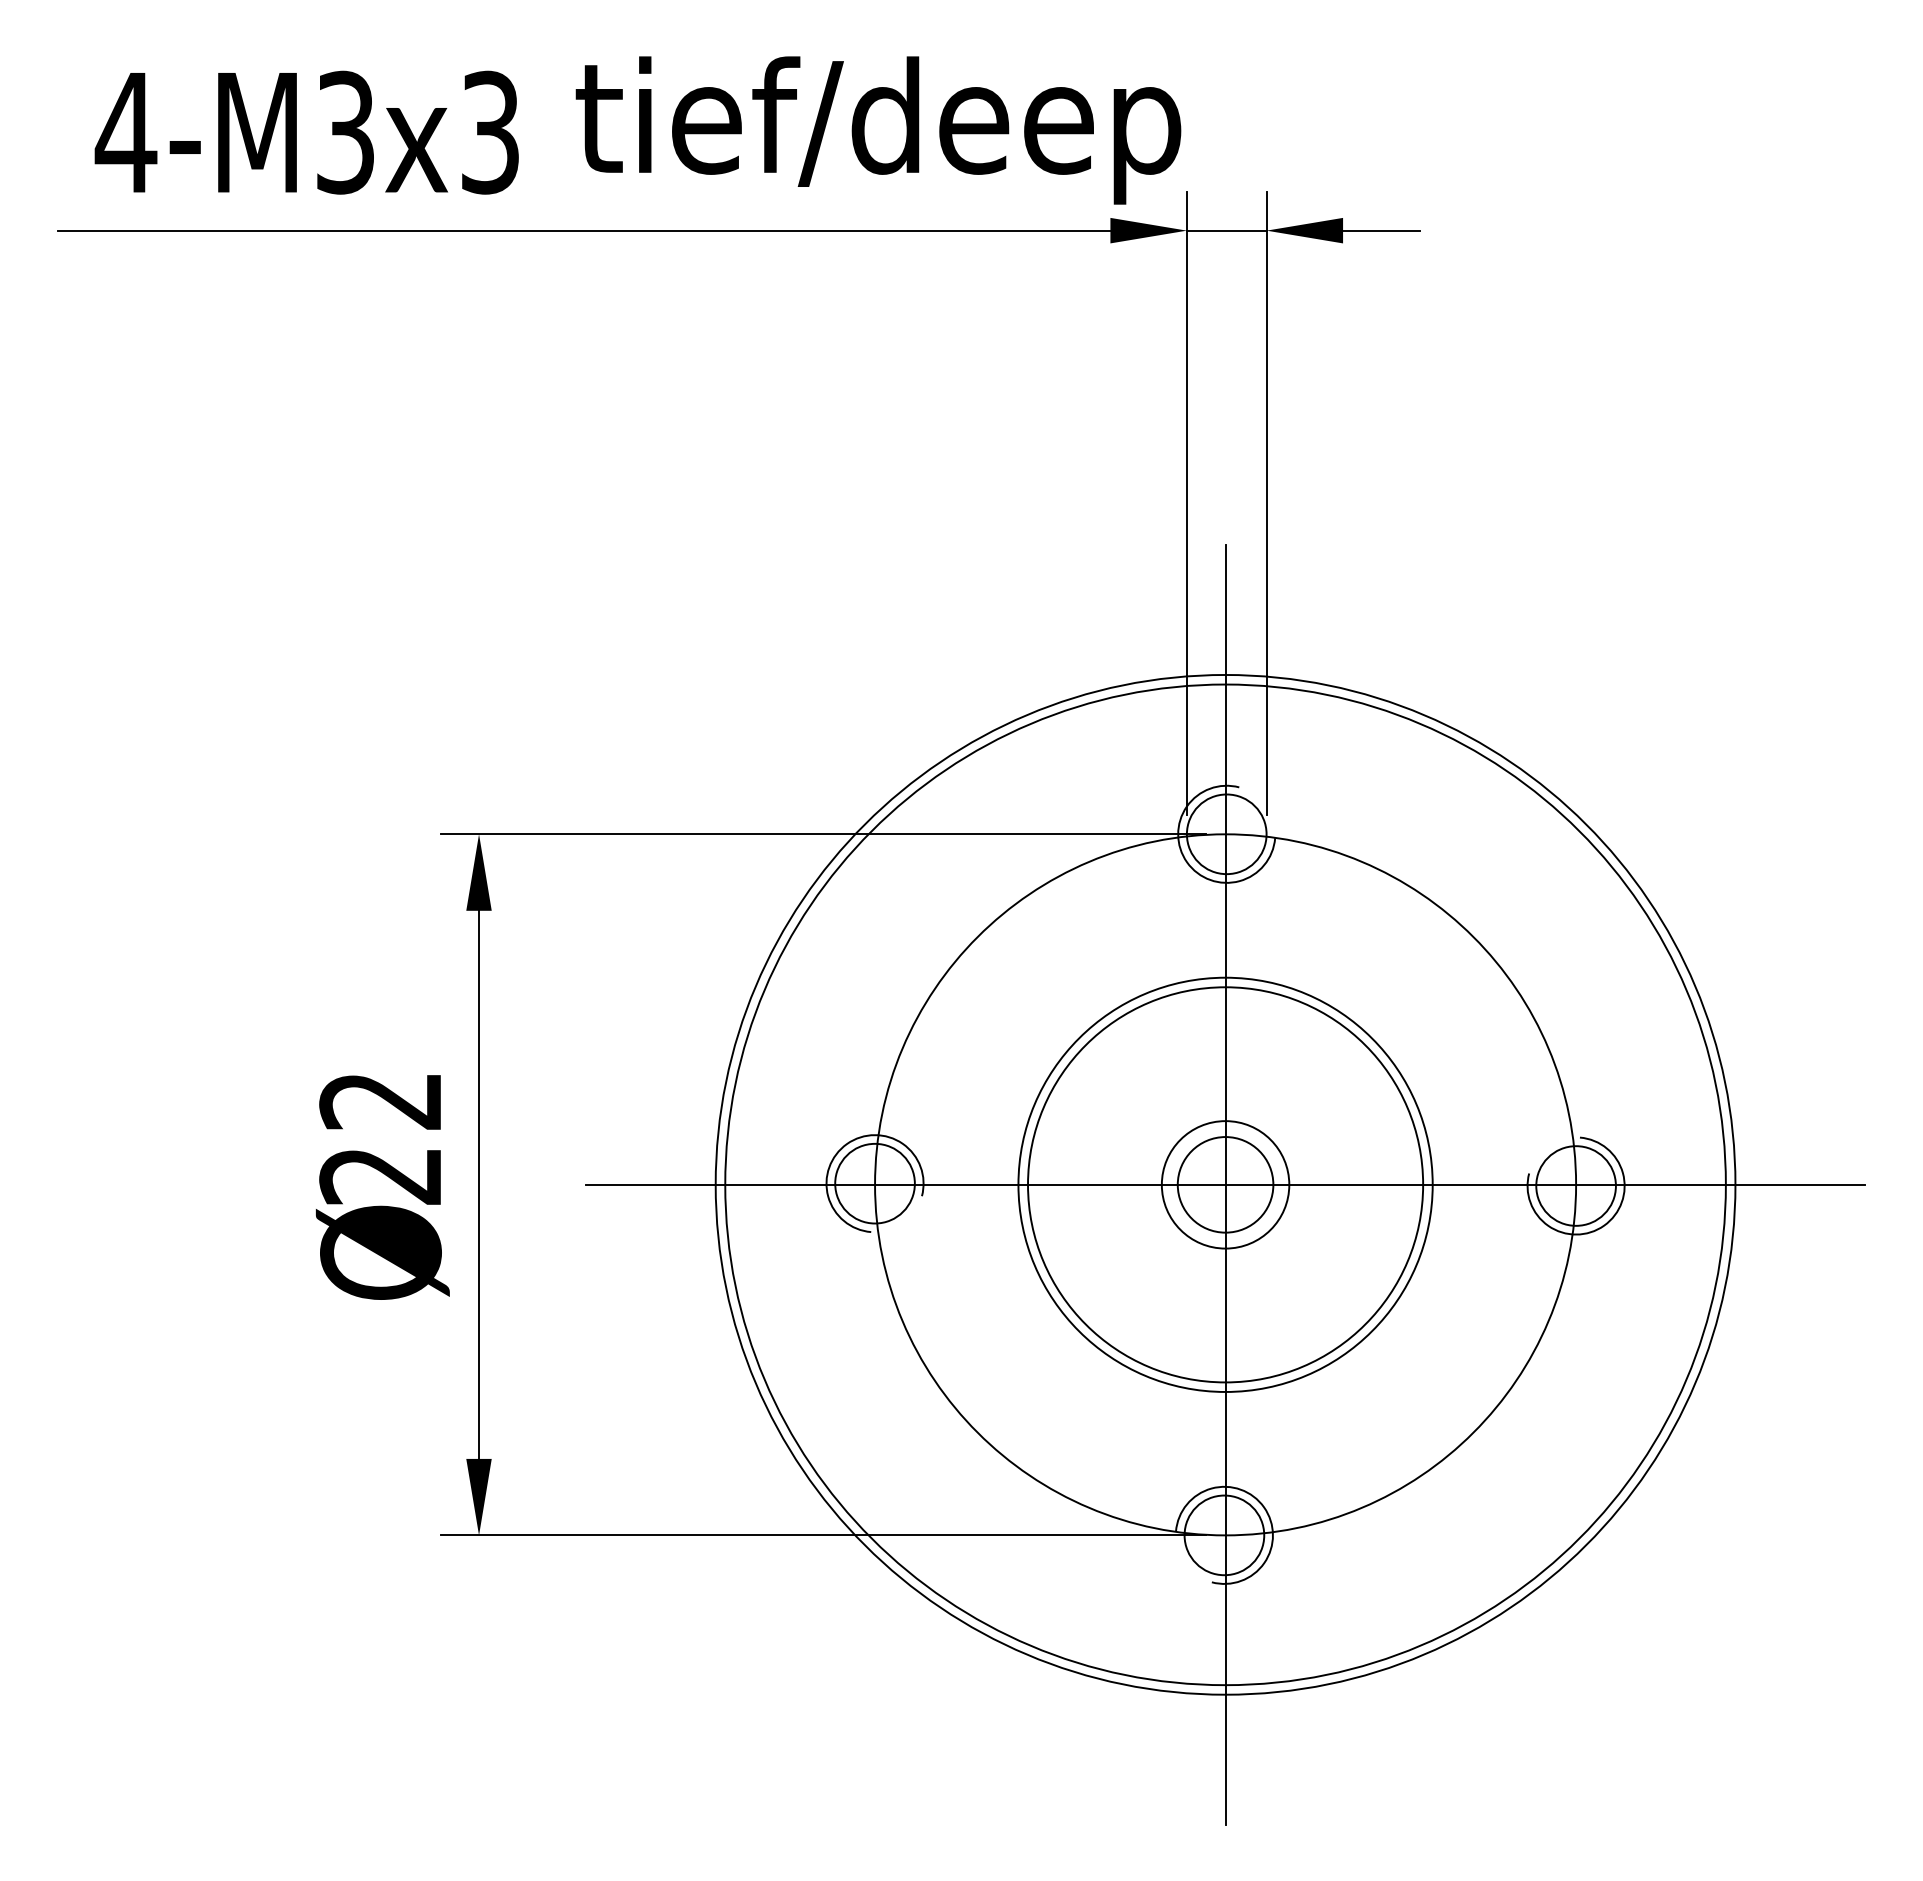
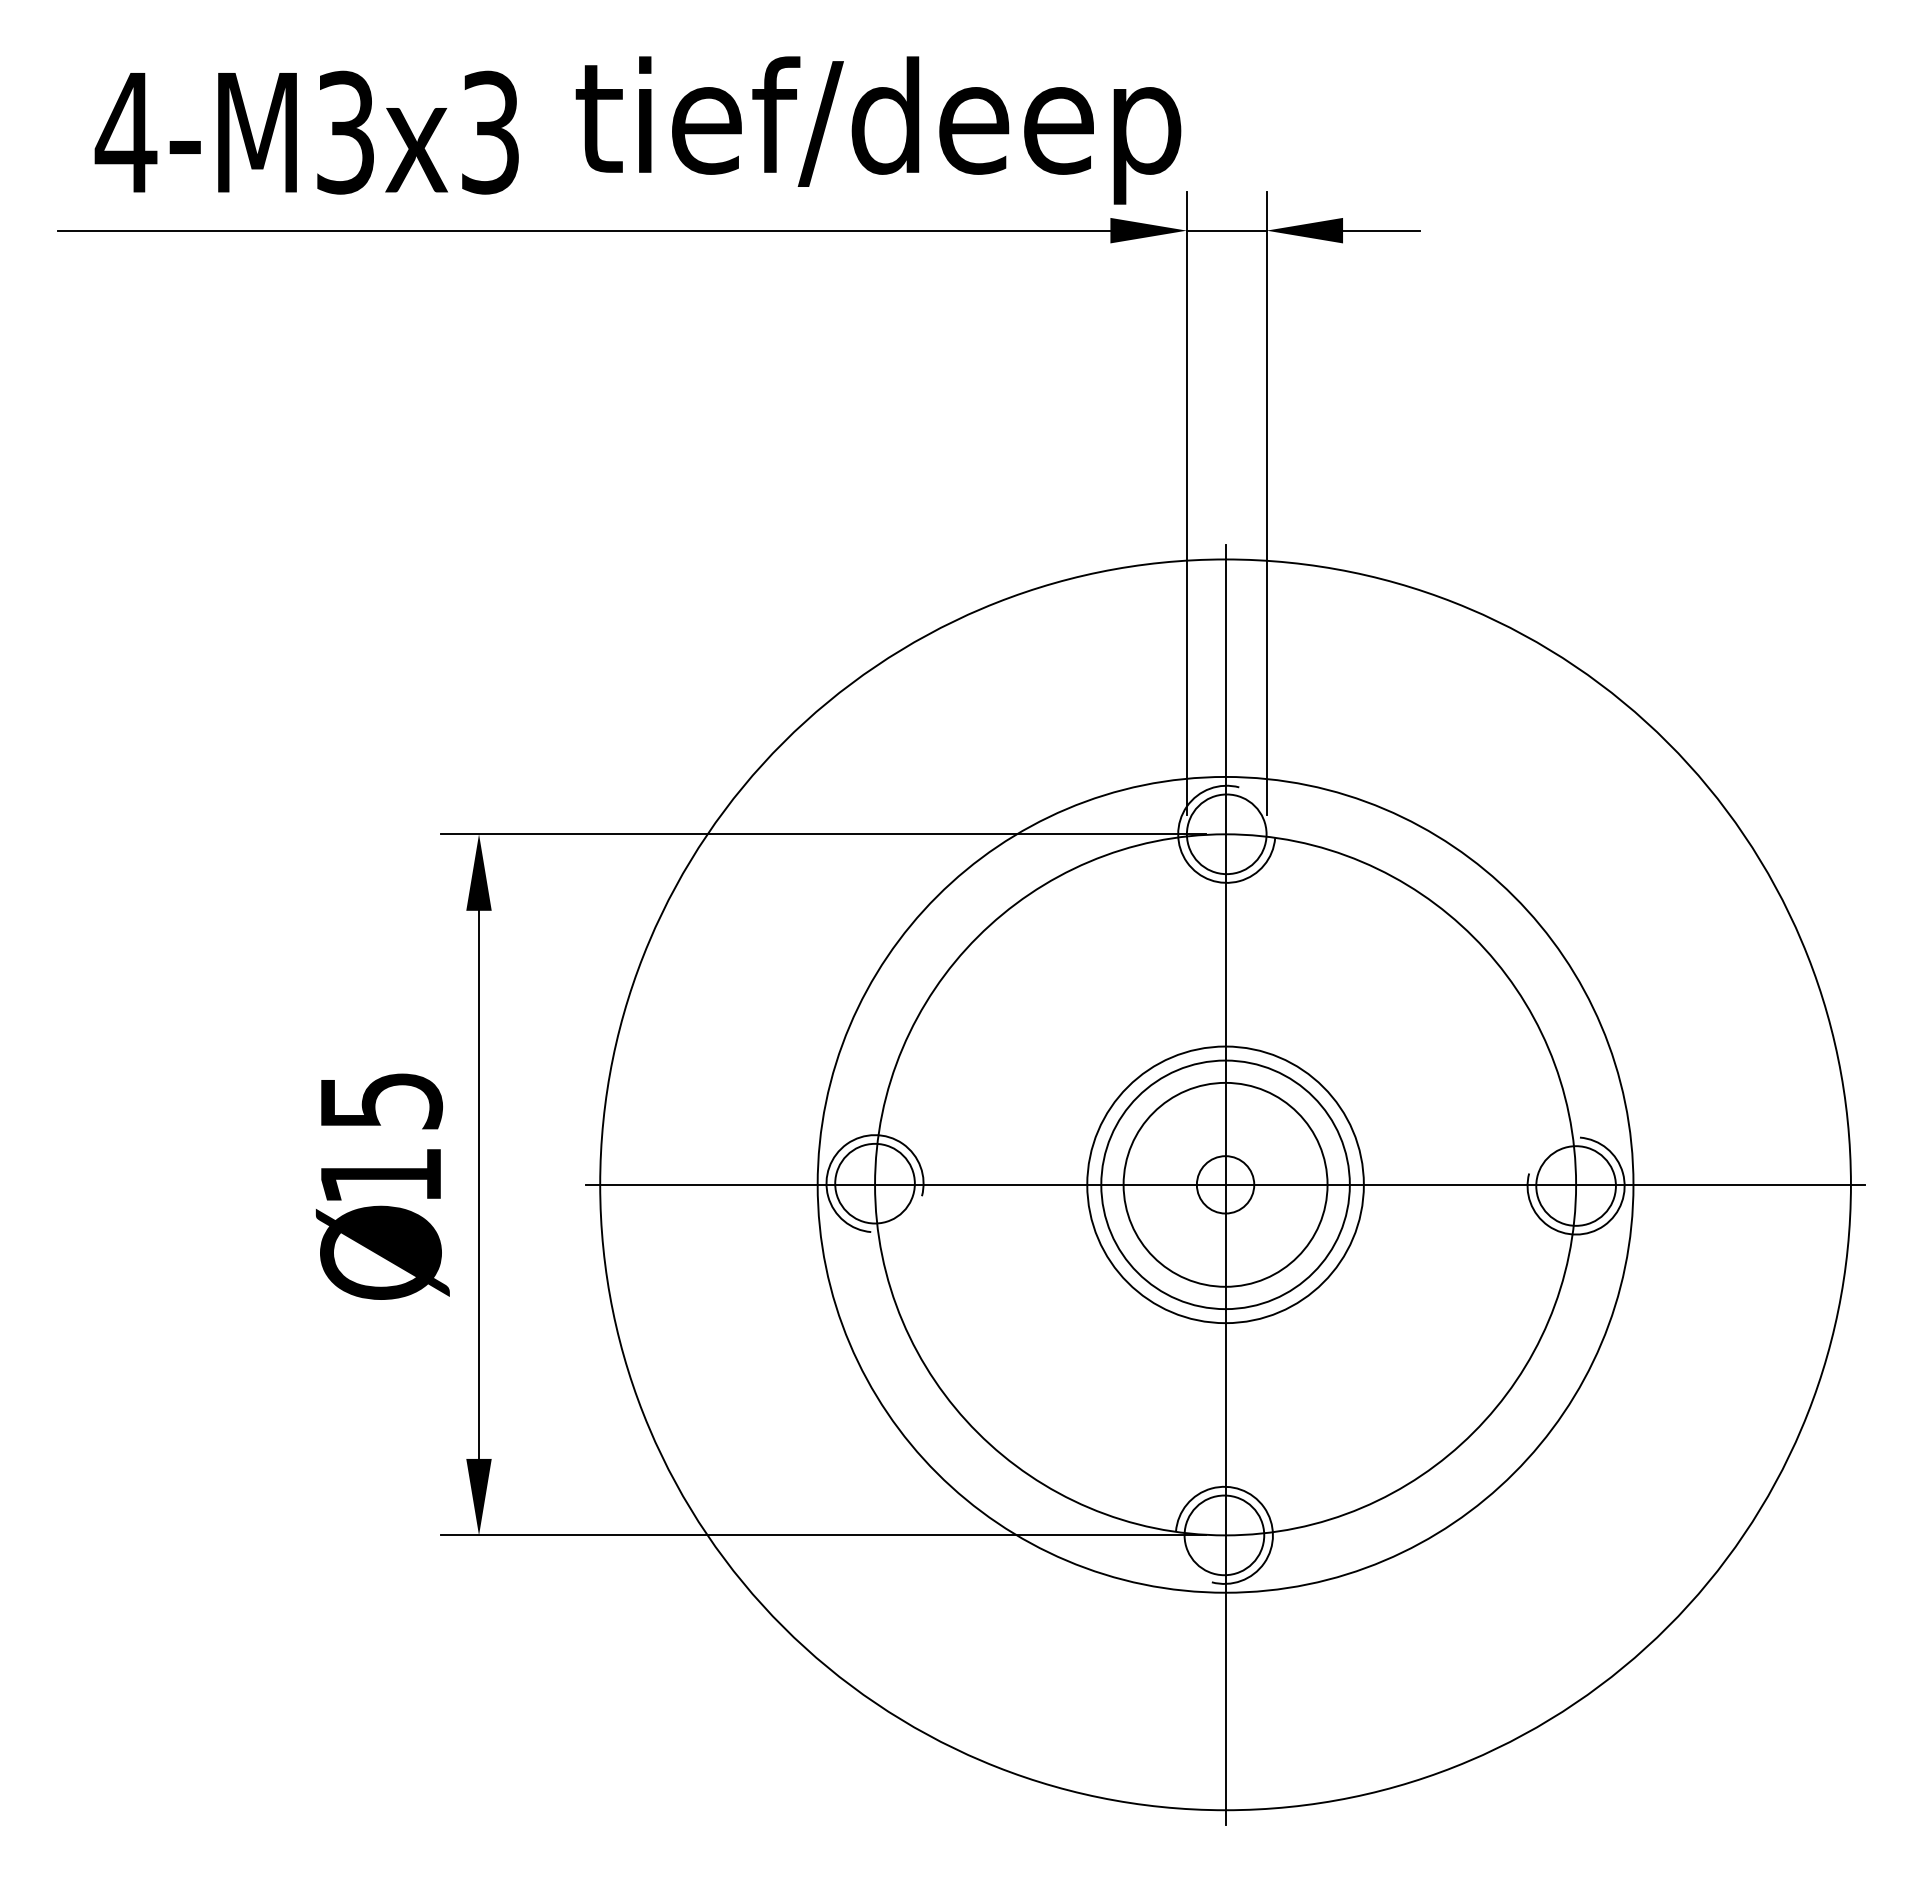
text: 22 -> 15 (381, 1138)
circle diameter: 1001 px -> 1251 px (1225, 1184)
circle diameter: 1020 px -> 816 px (1225, 1184)
circle diameter: 127 px -> 204 px (1225, 1184)
circle diameter: 395 px -> 277 px (1225, 1184)
circle diameter: 414 px -> 249 px (1225, 1184)
circle diameter: 96 px -> 57 px (1225, 1184)
